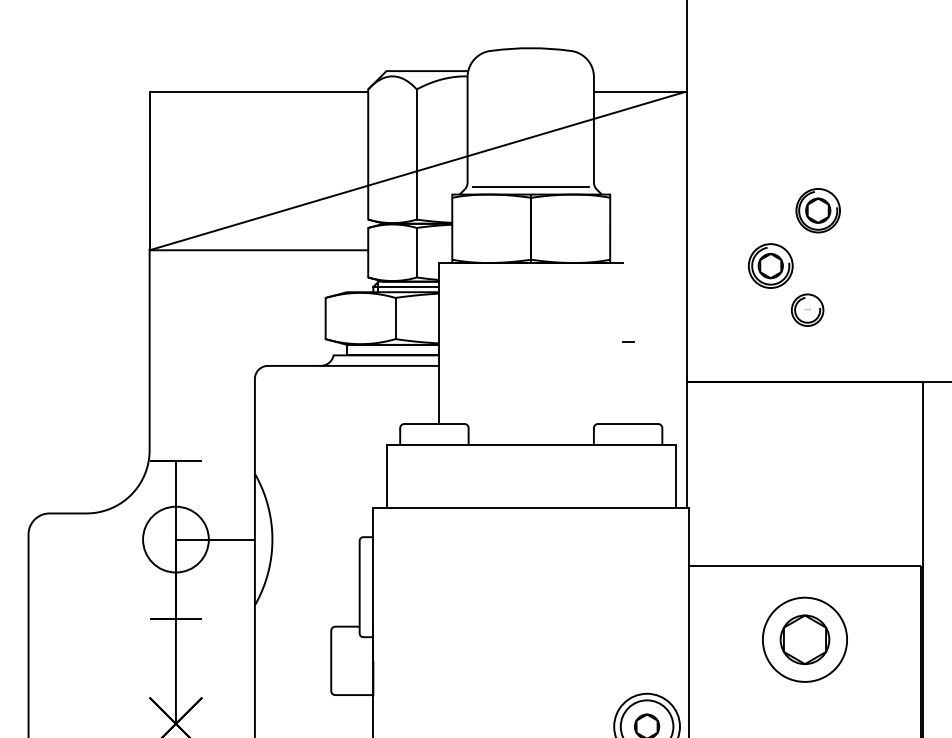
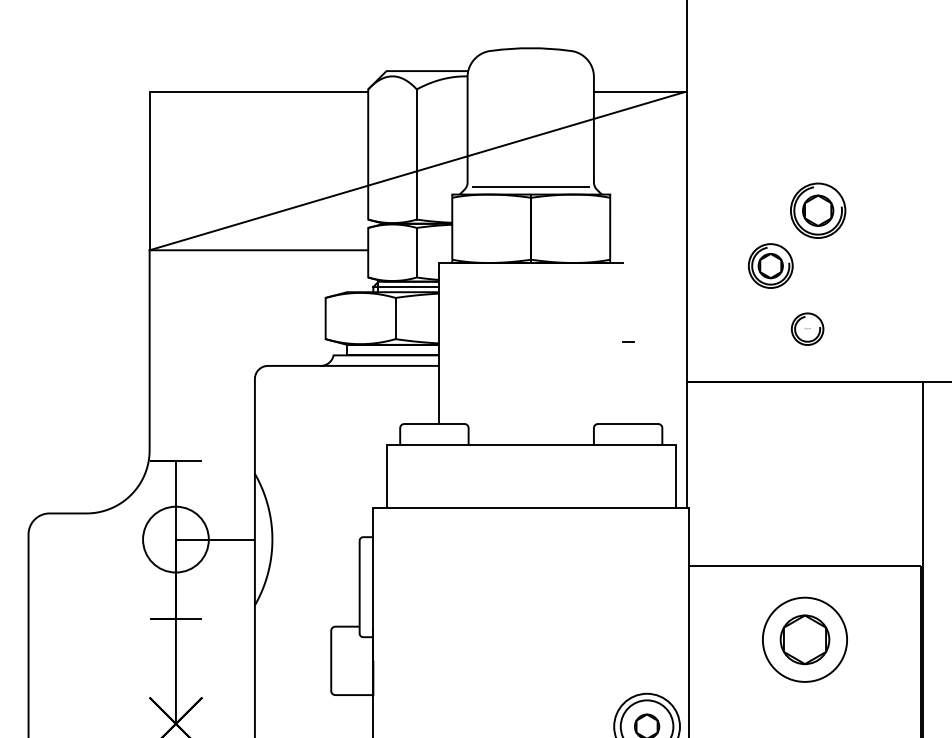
part size: 46x46 px -> 57x57 px (818, 210)
part position: (807, 309) -> (807, 328) (807, 328)
